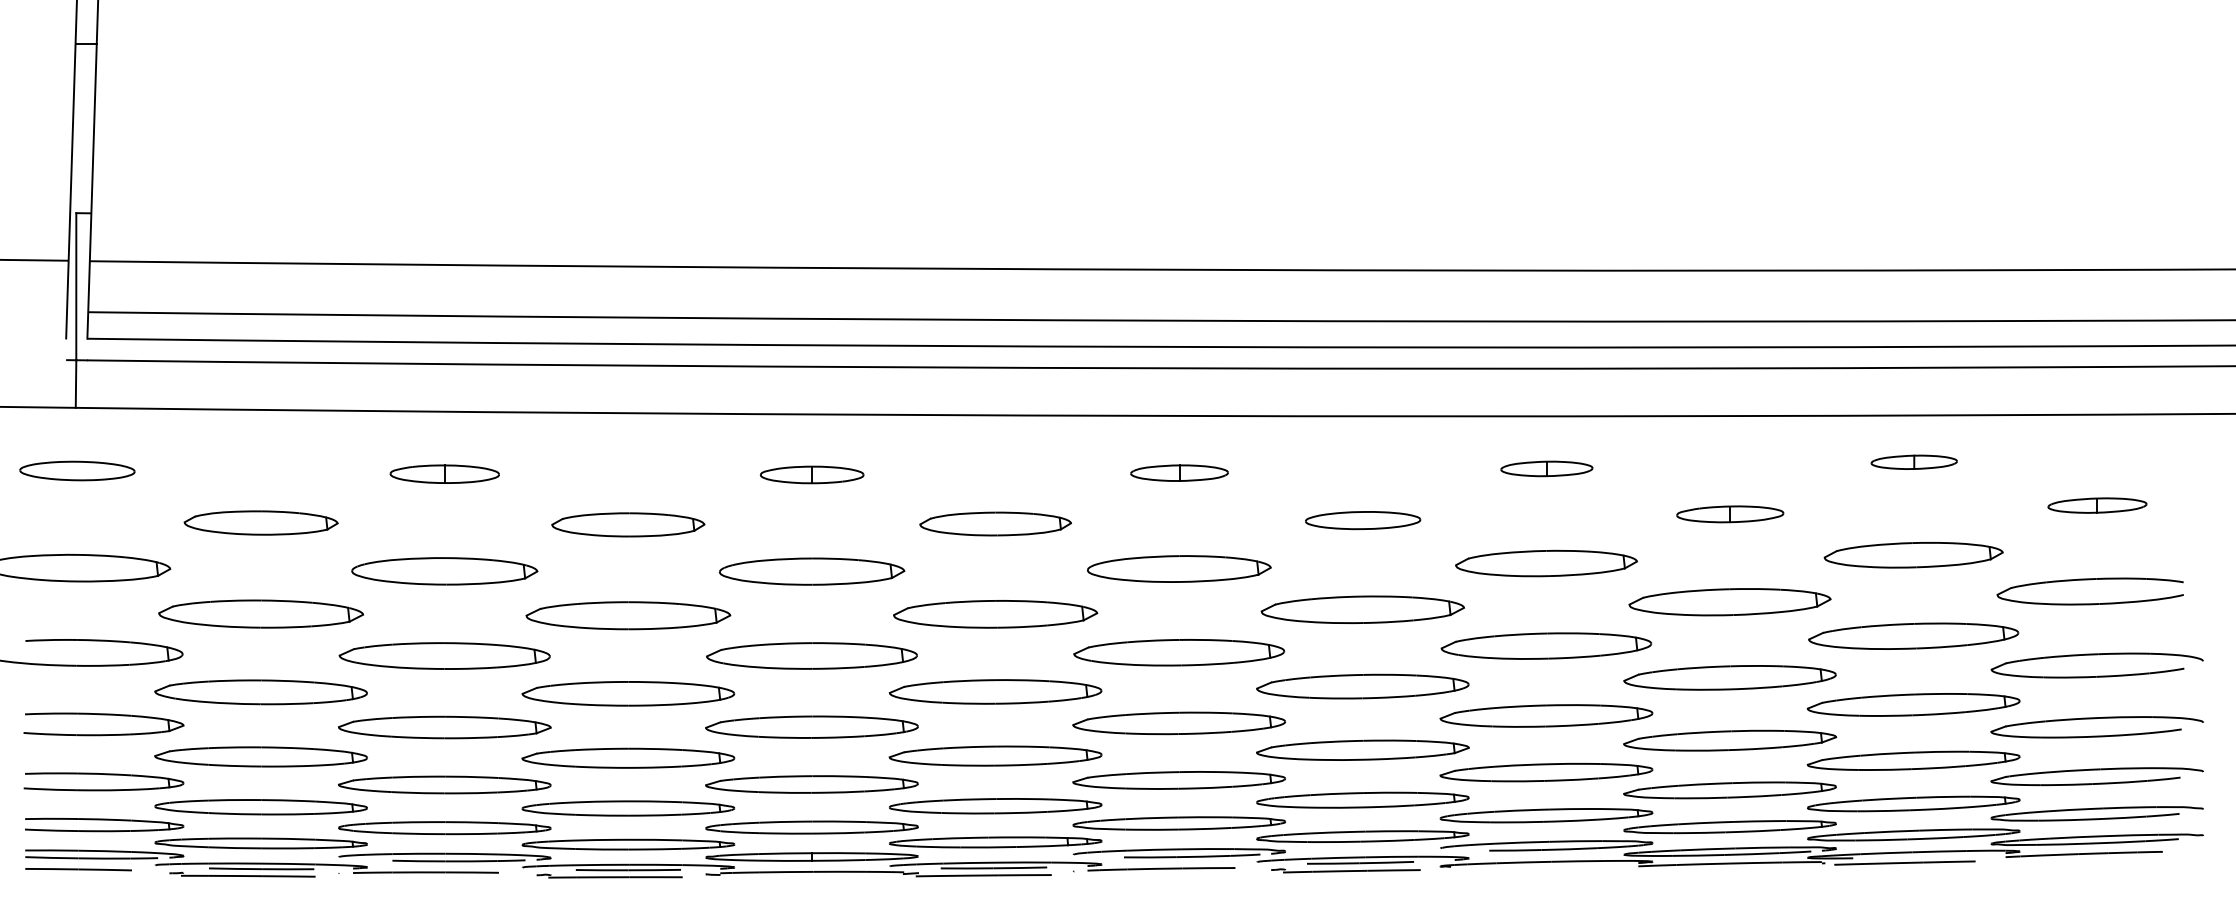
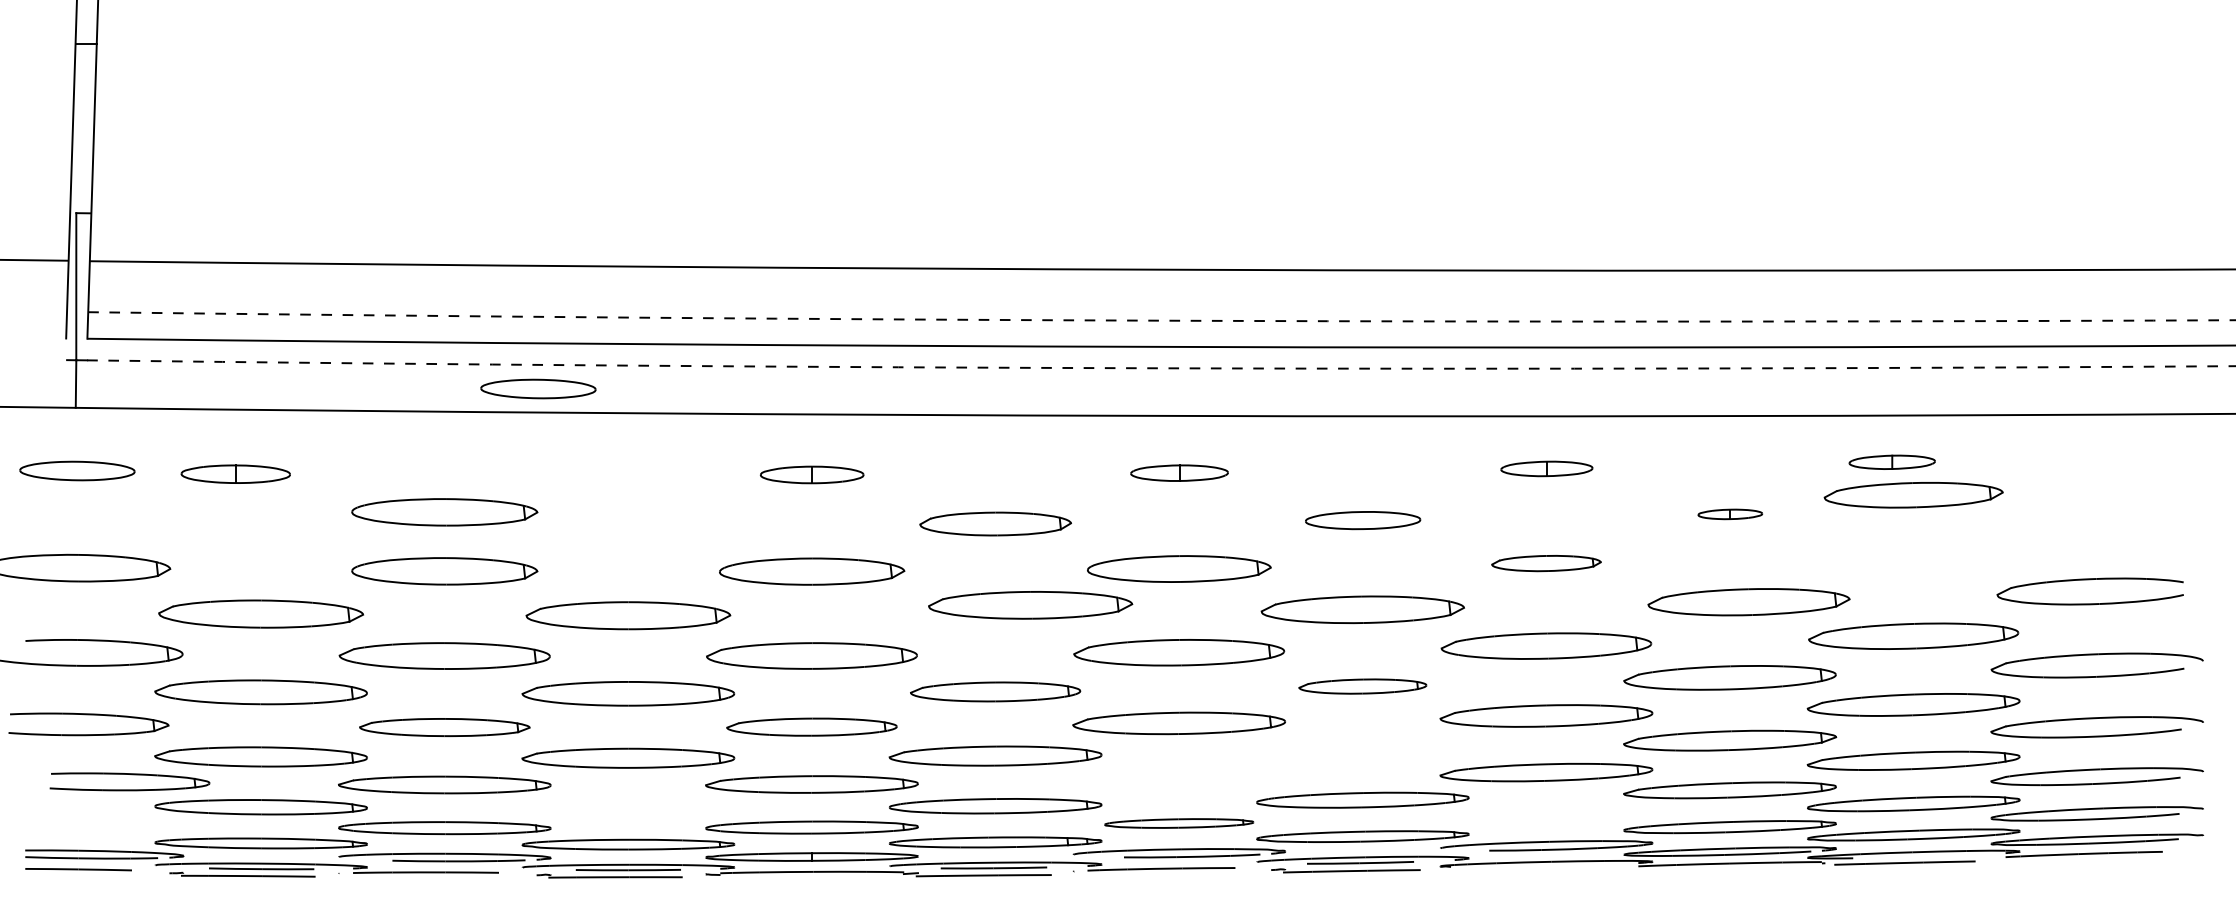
arc: solid -> dashed (1162, 320)
arc: solid -> dashed (1161, 368)
part: none -> present (538, 388)
part position: (1913, 461) -> (1891, 461) (1891, 461)
part position: (444, 473) -> (235, 473) (235, 473)
part: present -> none (2097, 505)
part: none -> present (444, 512)
part size: 109x19 px -> 67x13 px (1730, 514)
part: present -> none (260, 522)
part: present -> none (628, 524)
part position: (1913, 555) -> (1913, 495) (1913, 495)
part size: 183x29 px -> 111x18 px (1546, 563)
part position: (1729, 602) -> (1748, 602) (1748, 602)
part position: (995, 614) -> (1030, 605) (1030, 605)
part size: 214x27 px -> 130x17 px (1362, 686)
part size: 215x26 px -> 172x22 px (995, 691)
part position: (103, 715) -> (88, 715) (88, 715)
part size: 214x24 px -> 172x20 px (811, 726)
part size: 214x25 px -> 172x19 px (444, 727)
part: present -> none (1362, 749)
part position: (105, 775) -> (131, 775) (131, 775)
part: present -> none (1178, 780)
part: present -> none (628, 808)
part: present -> none (1546, 815)
part size: 214x15 px -> 151x11 px (1179, 823)
part: present -> none (104, 824)
